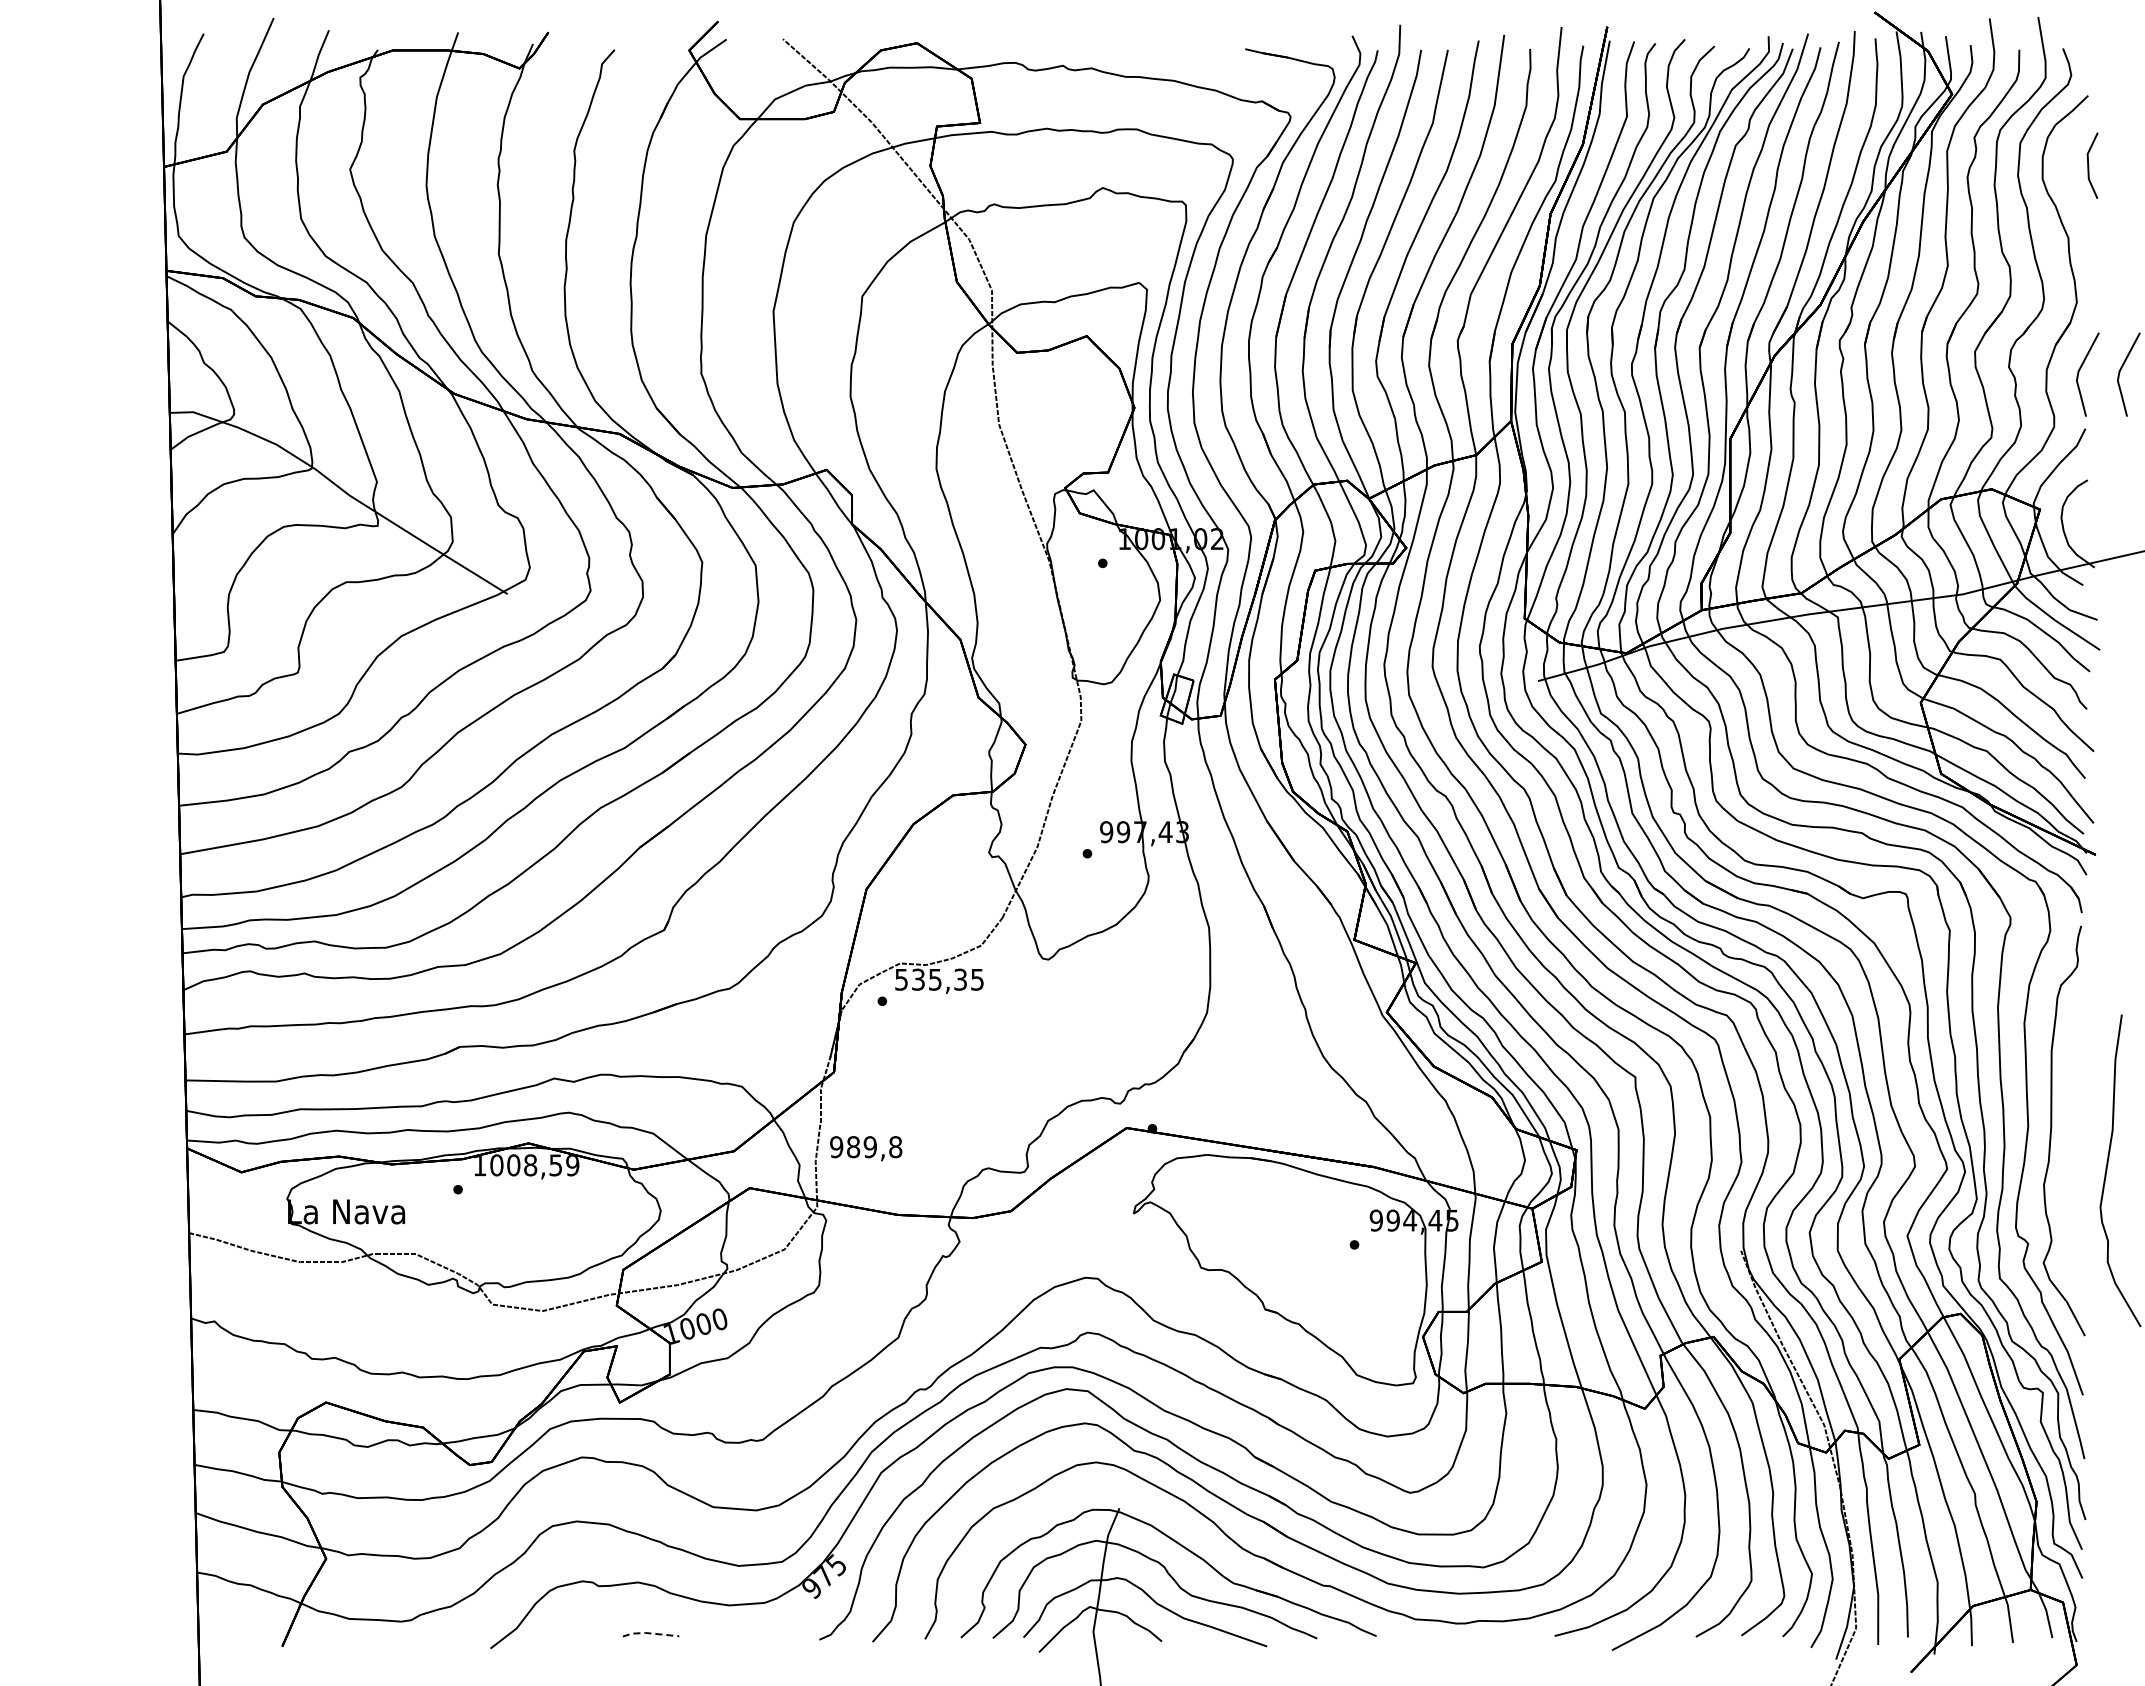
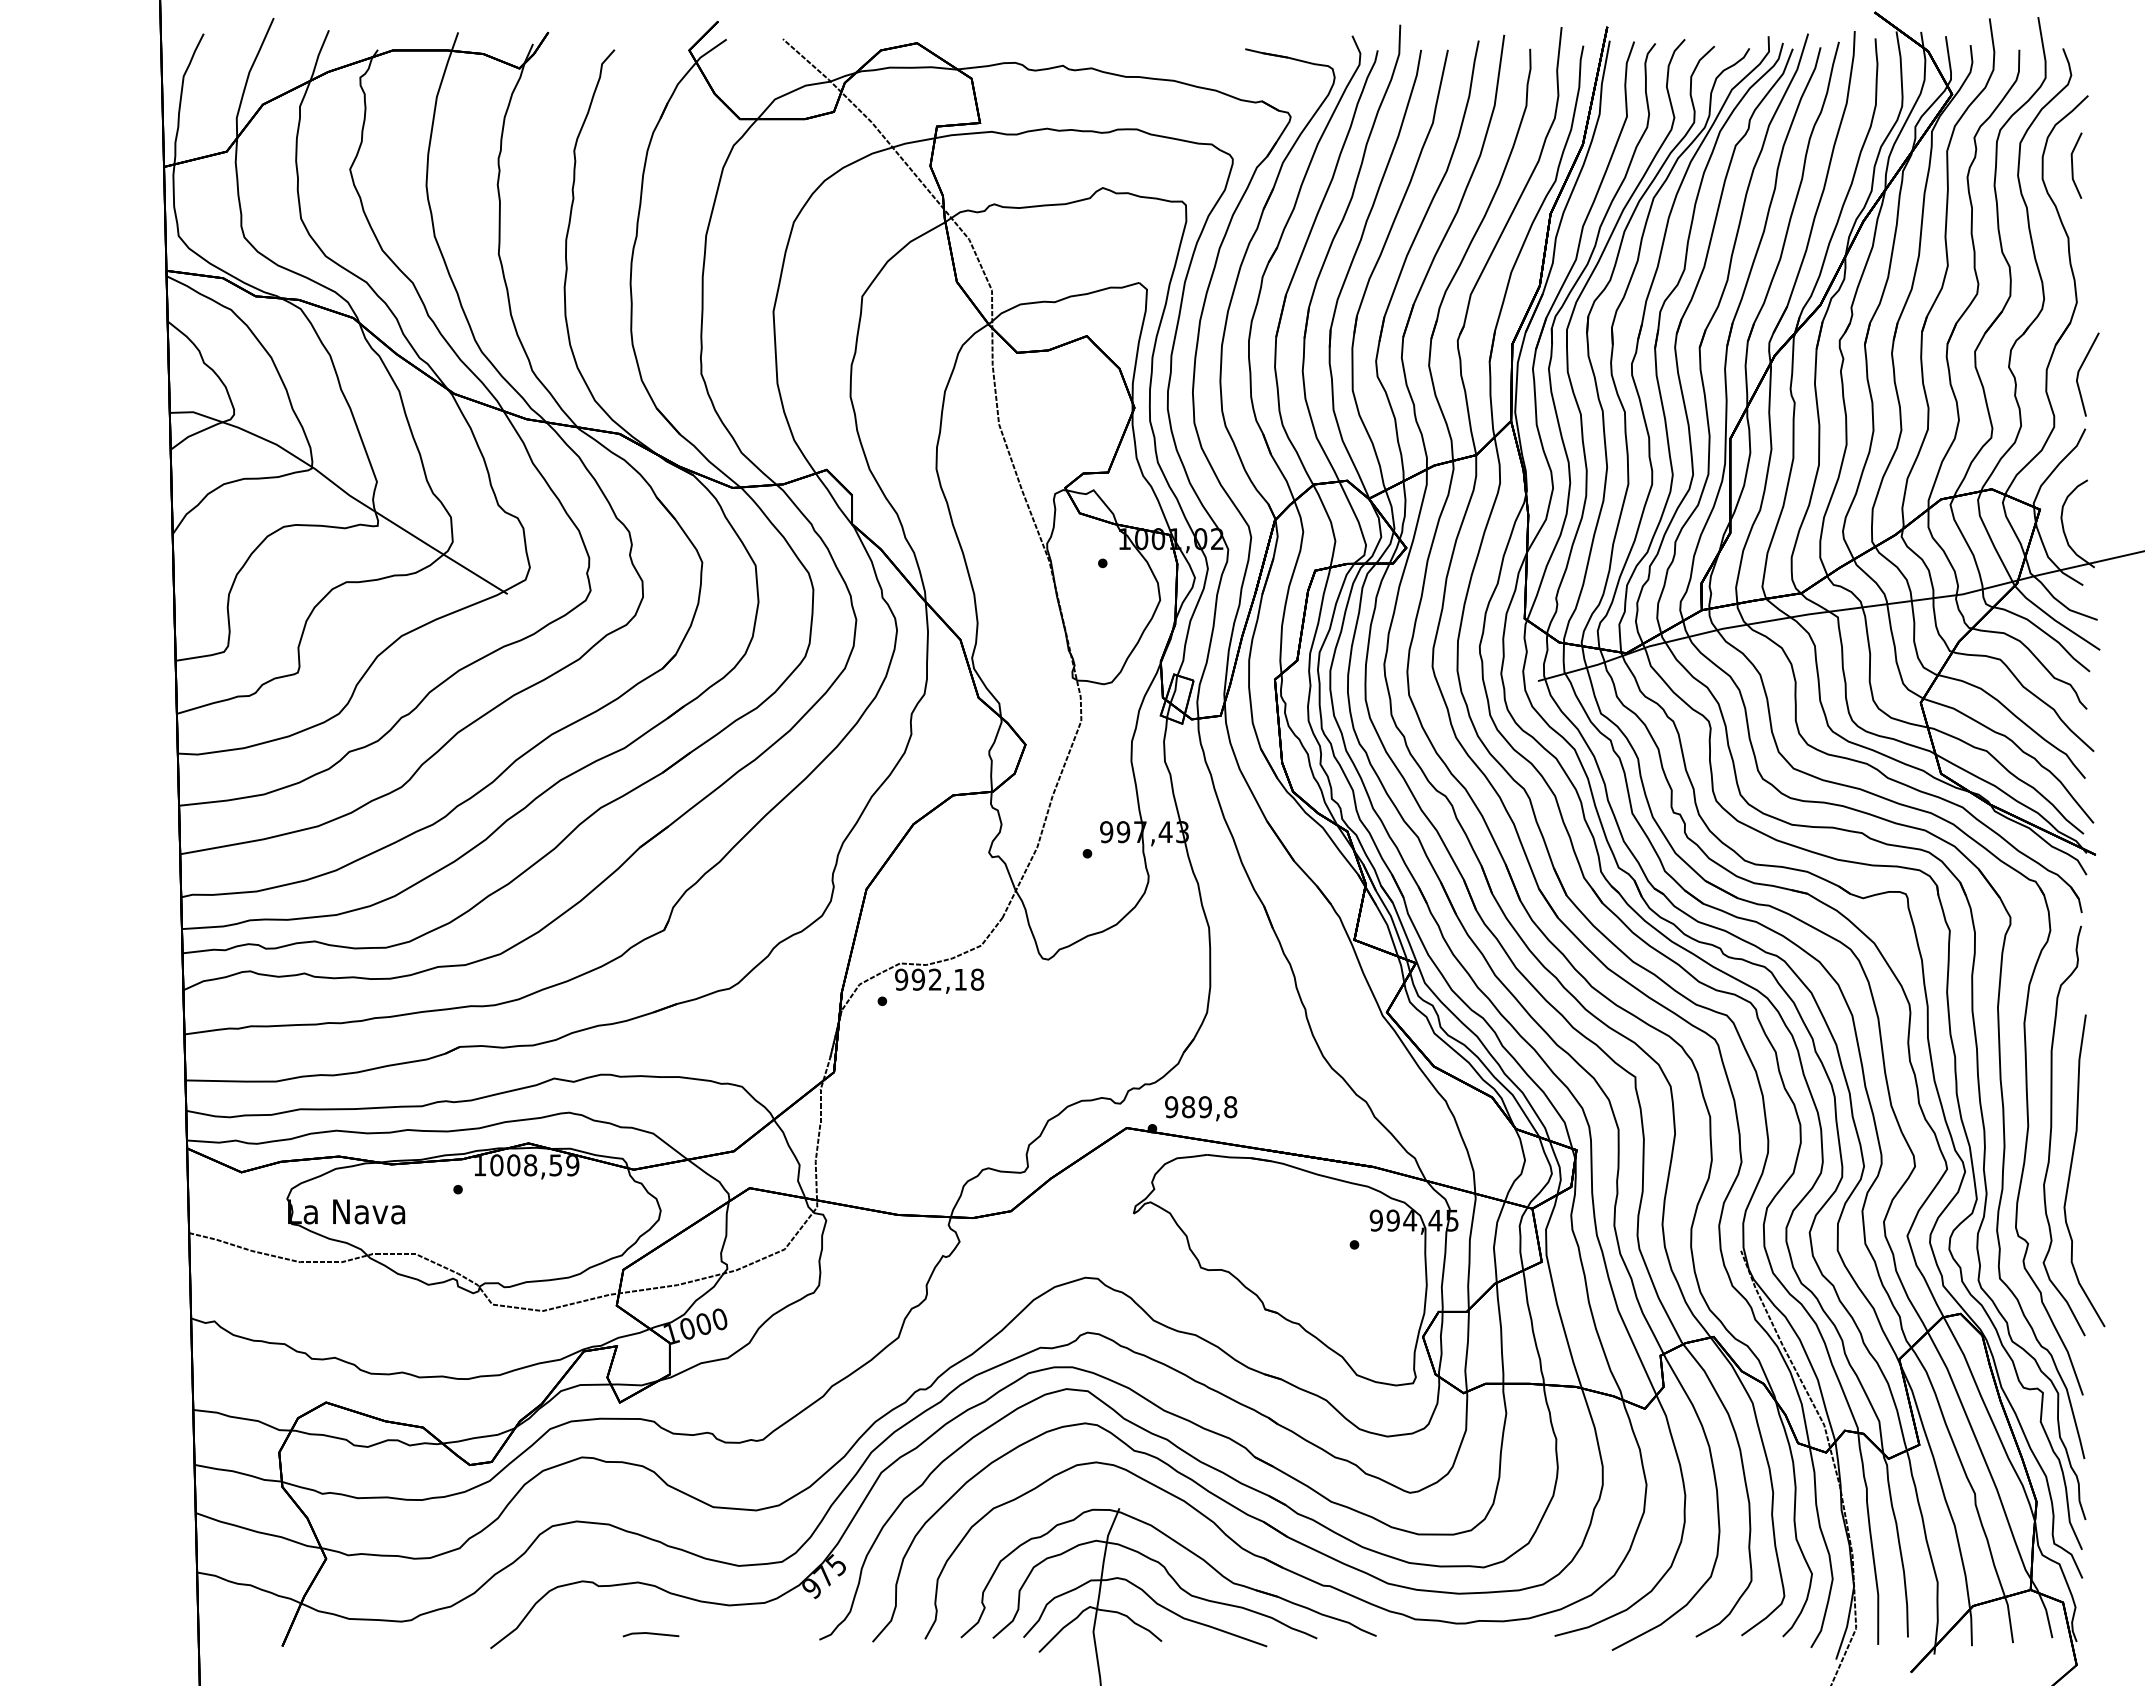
line position: (2089, 165) -> (2073, 165) (2073, 165)
line: present -> none (2121, 370)
text: 535,35 -> 992,18 (939, 979)
text position: (866, 1148) -> (1201, 1108) (1201, 1108)
curve position: (2107, 1170) -> (2071, 1170) (2071, 1170)
line: dashed -> solid (649, 1633)
